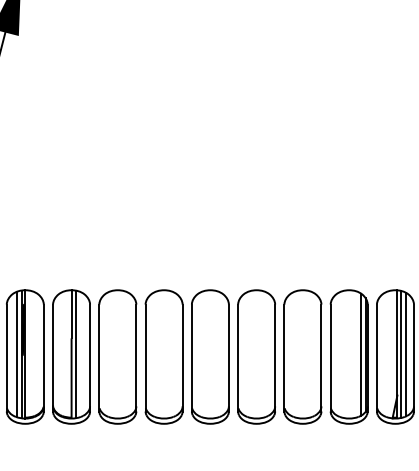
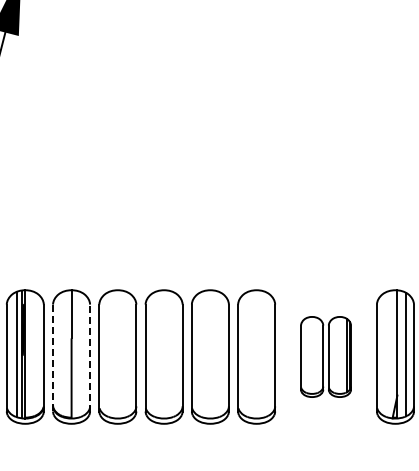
line: present -> none (76, 354)
line: present -> none (401, 354)
part size: 86x136 px -> 52x82 px (325, 356)
line: solid -> dashed (90, 357)
line: solid -> dashed (53, 358)
